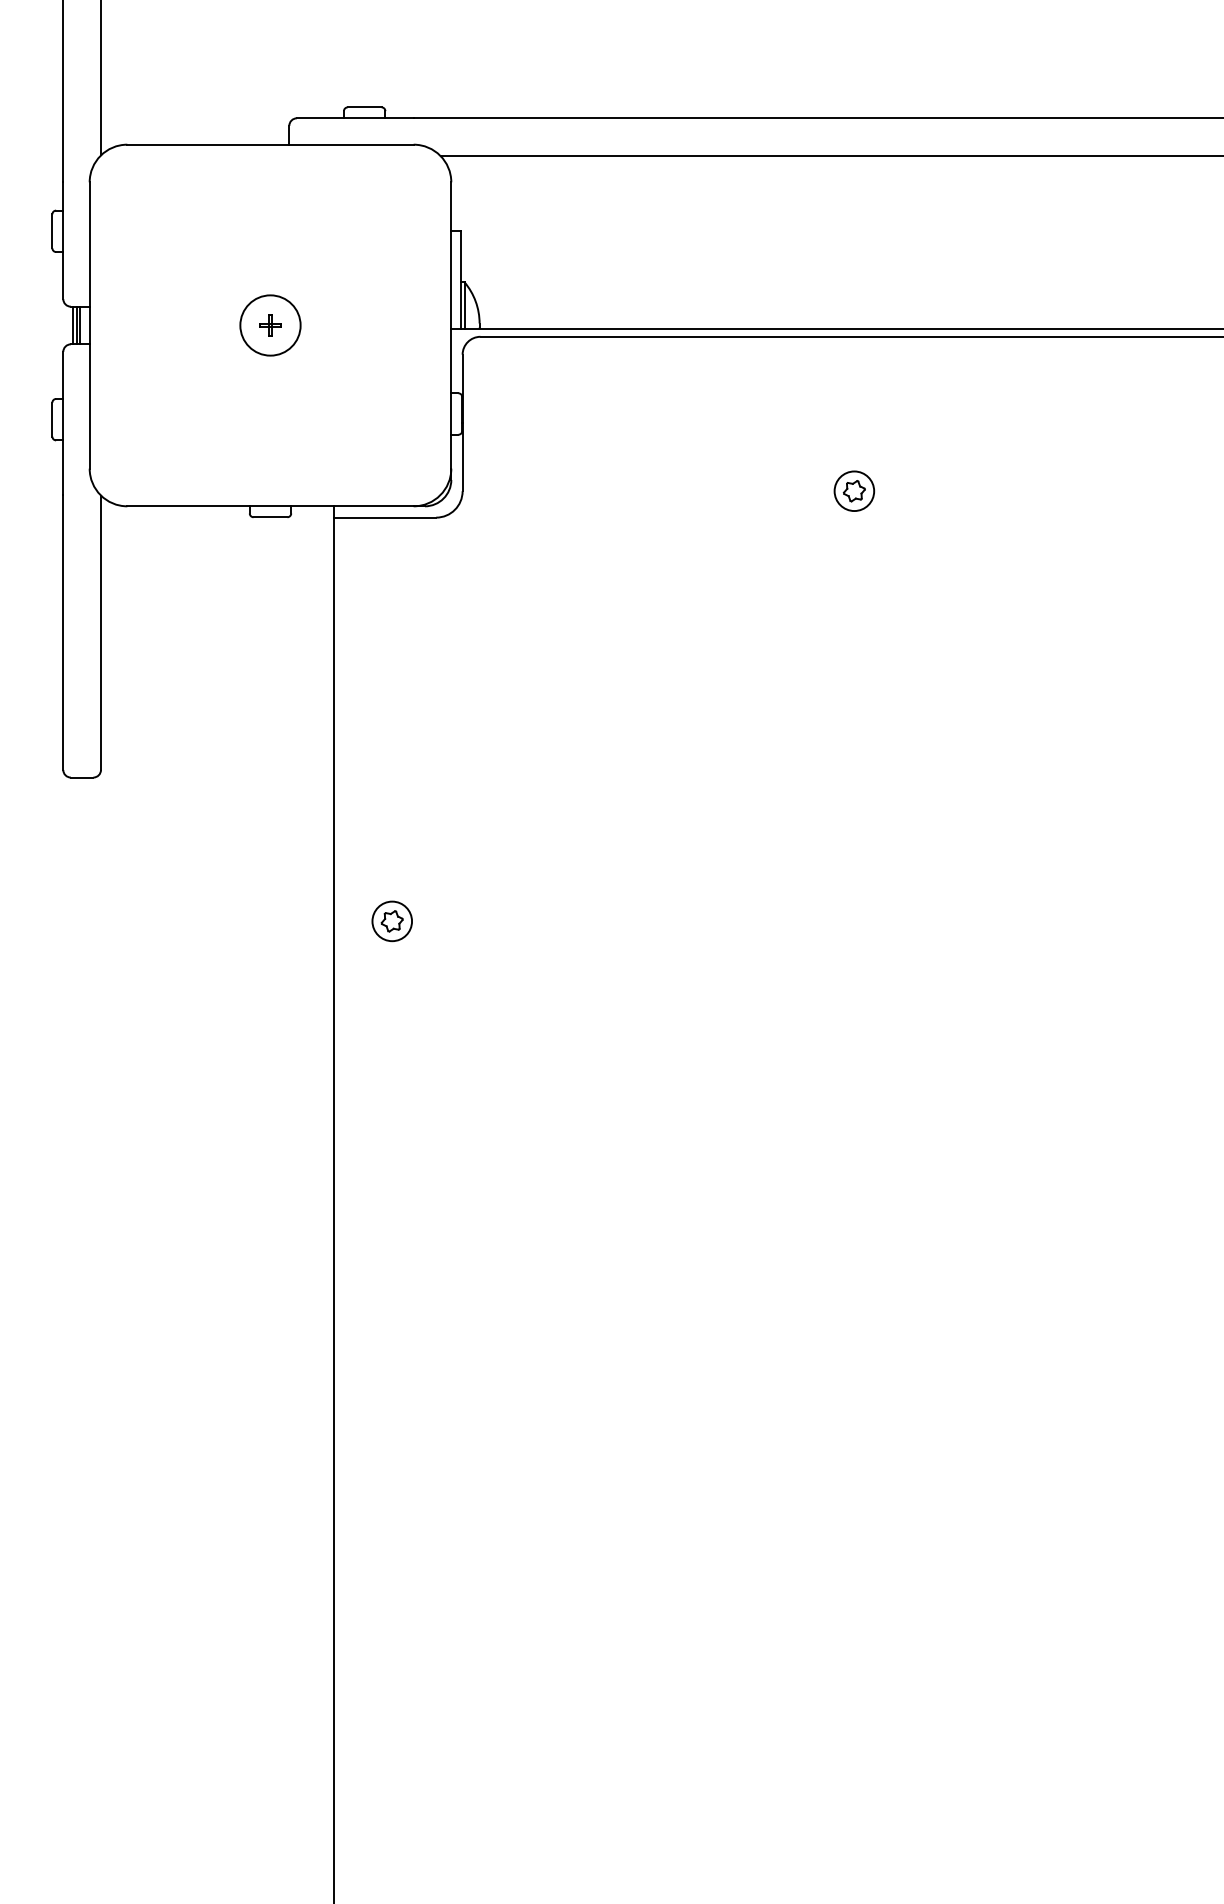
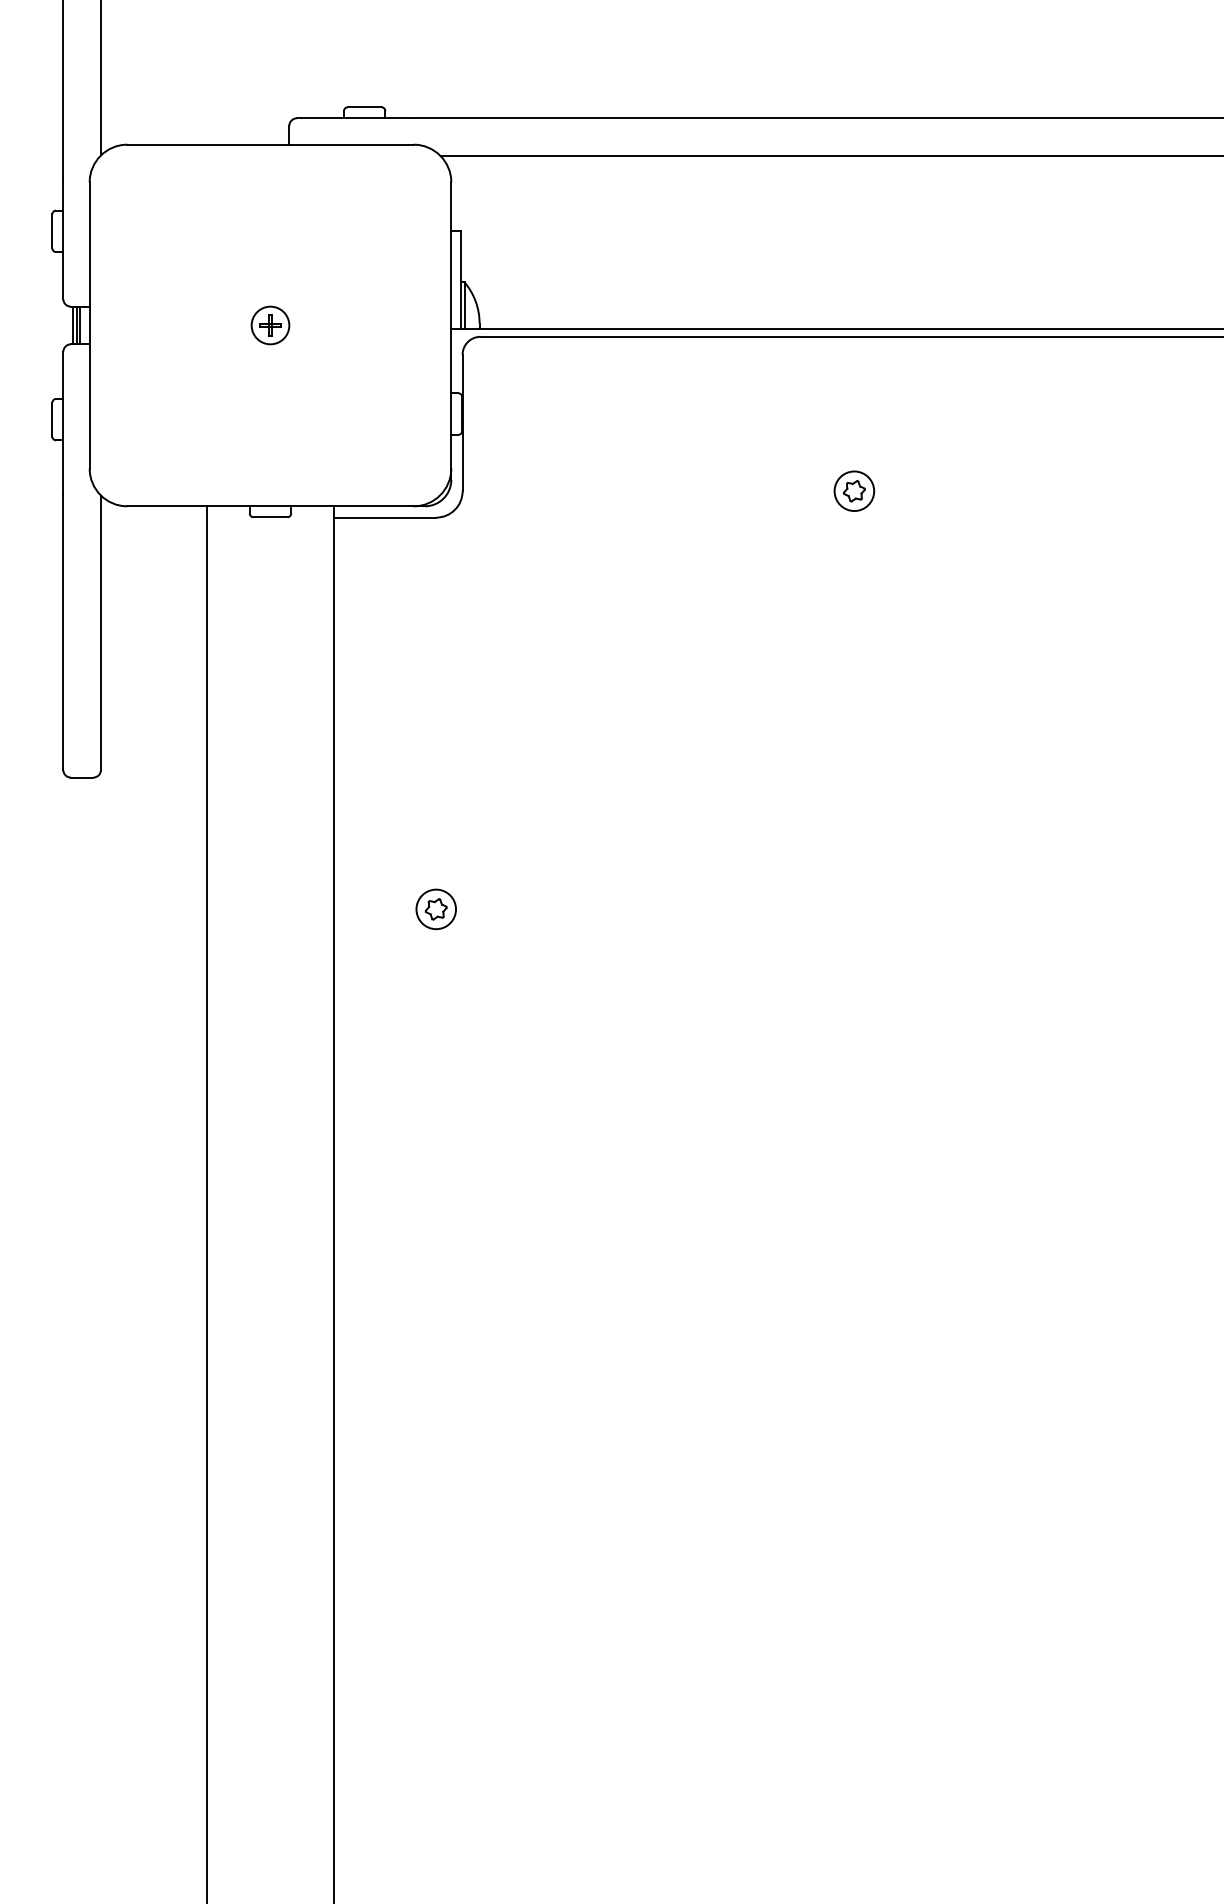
circle diameter: 60 px -> 38 px (270, 325)
part position: (391, 921) -> (435, 909) (435, 909)
line: none -> present (207, 1203)
